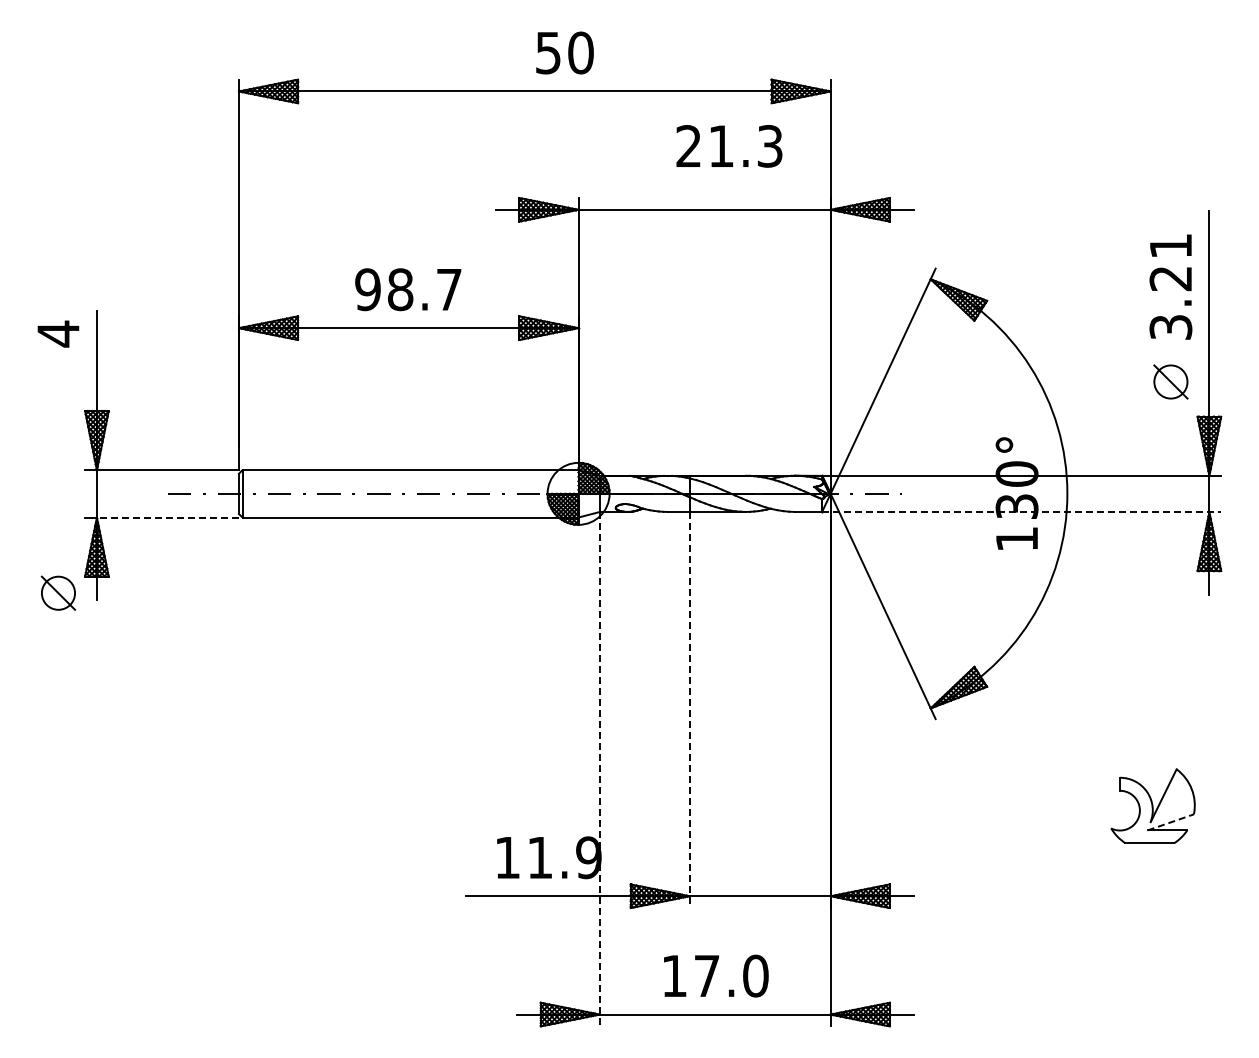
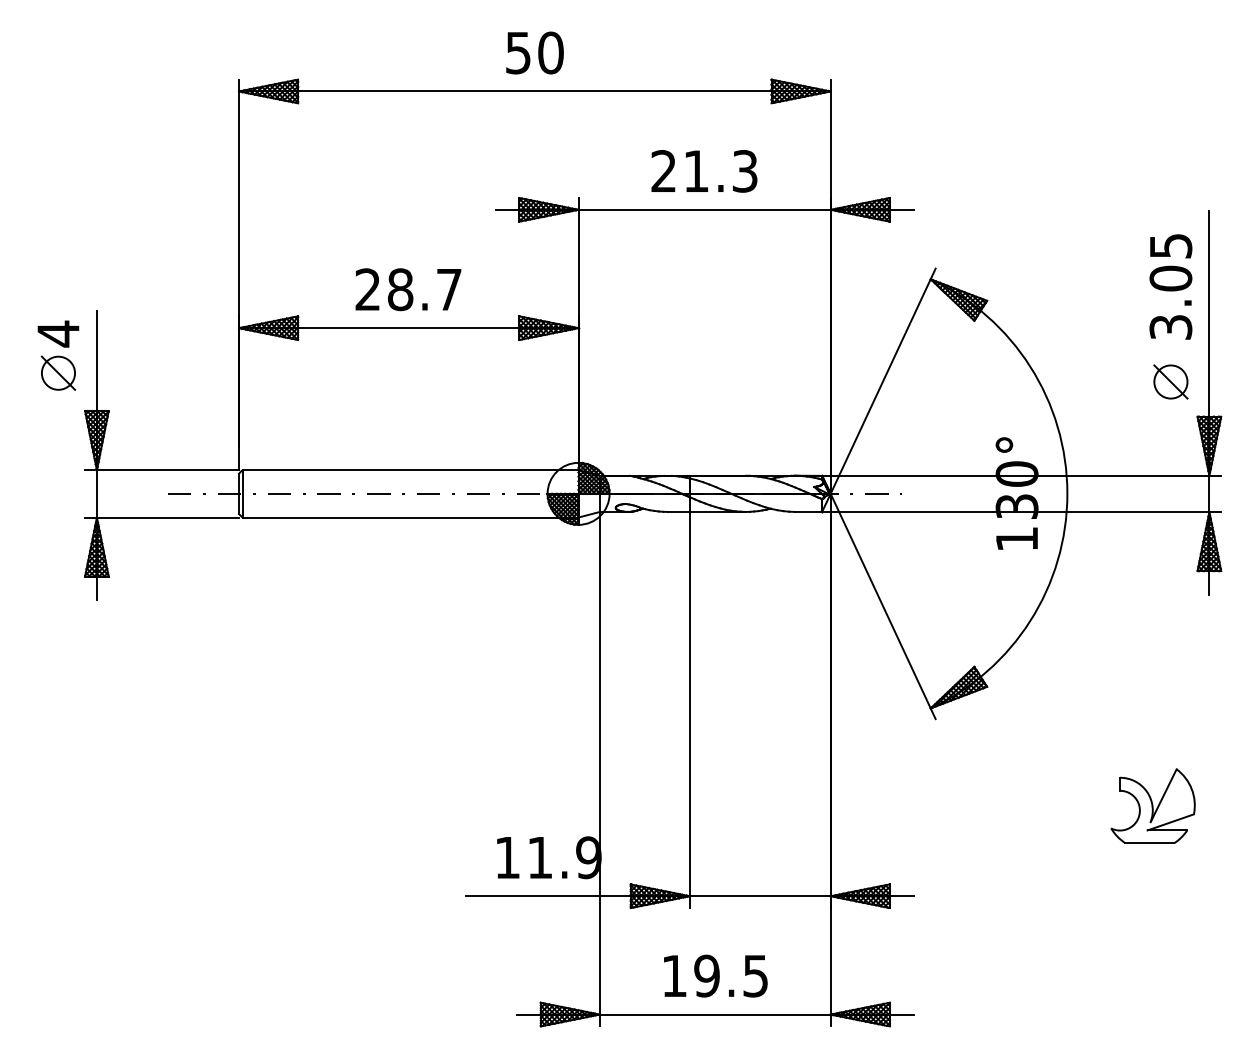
text position: (564, 52) -> (534, 52) (534, 52)
text position: (729, 146) -> (704, 171) (704, 171)
text: 3.21 -> 3.05 (1170, 262)
text: 98.7 -> 28.7 (367, 289)
line: dashed -> solid (1022, 511)
line: dashed -> solid (167, 517)
part position: (58, 592) -> (58, 372) (58, 372)
line: dashed -> solid (689, 710)
line: dashed -> solid (599, 769)
line: dashed -> solid (1170, 822)
text: 17.0 -> 19.5 (731, 975)
